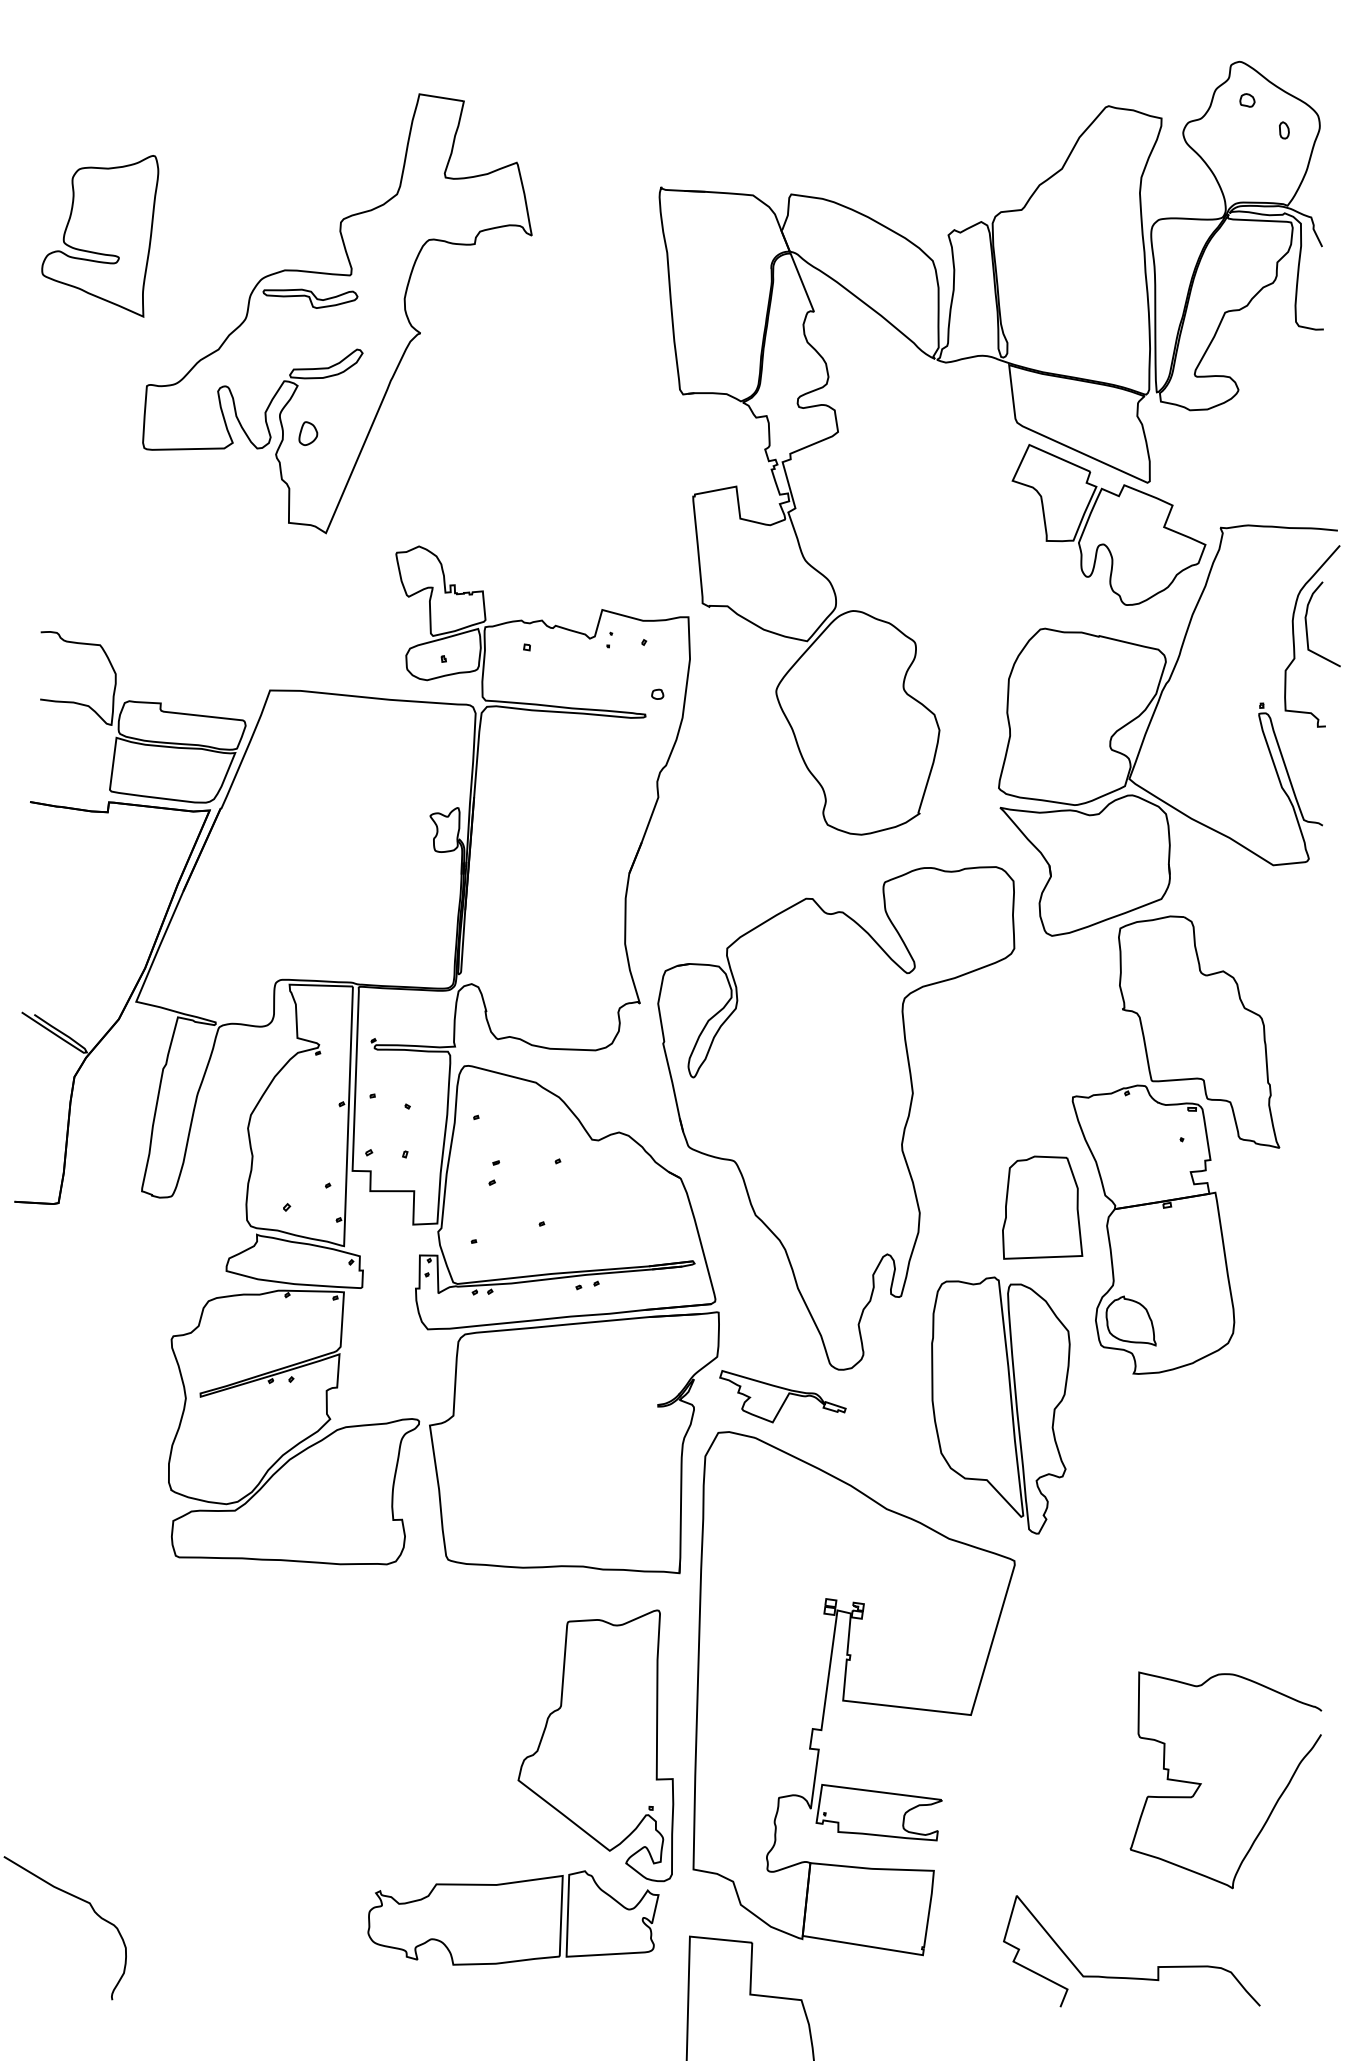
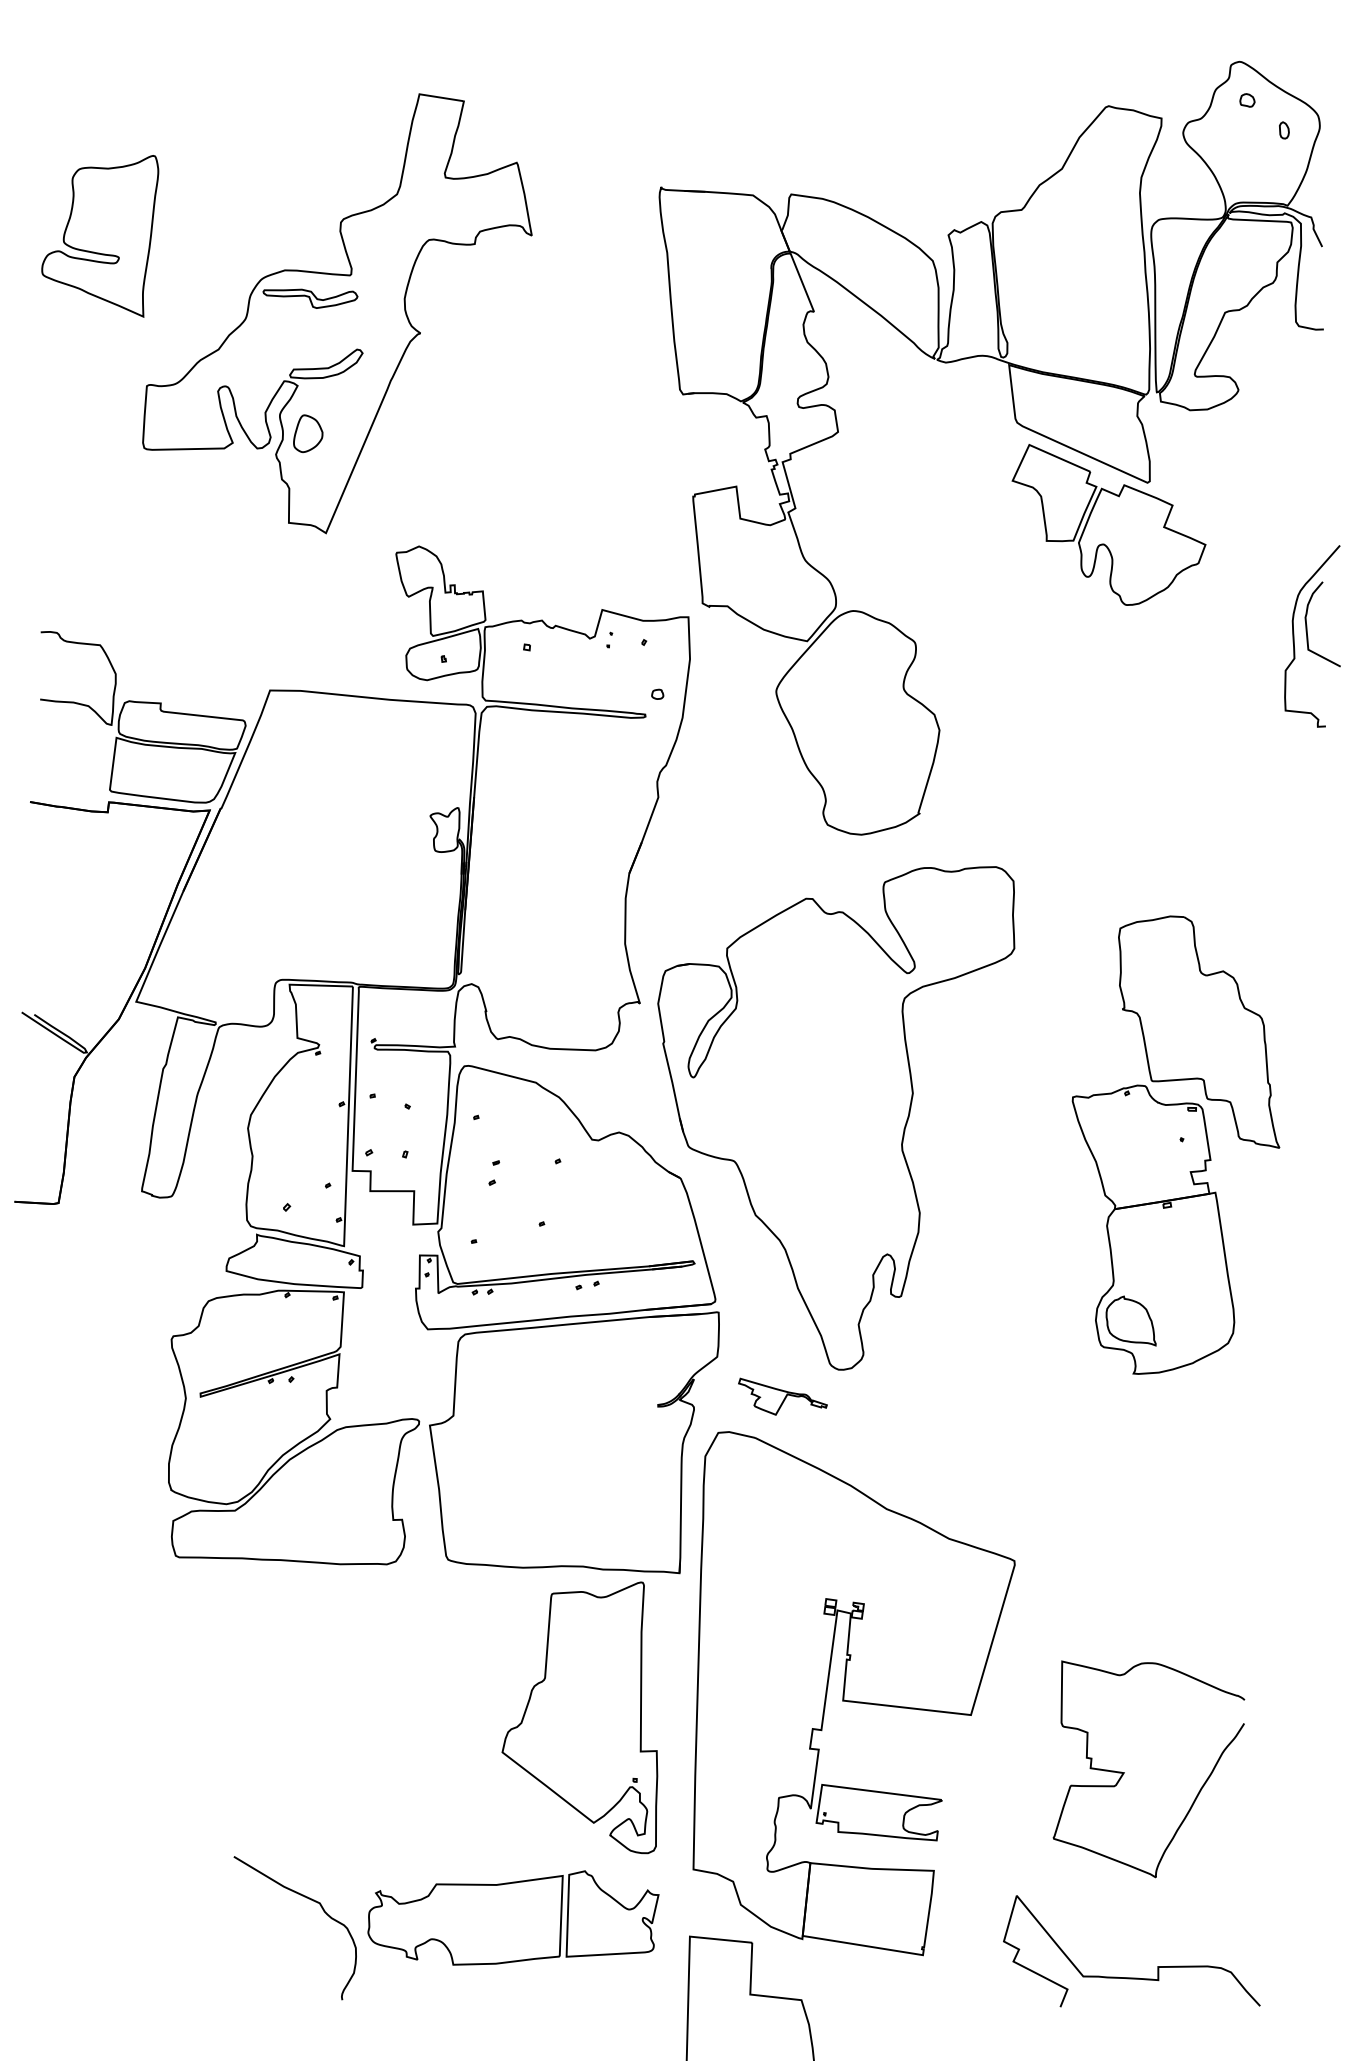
part size: 21x25 px -> 31x39 px (308, 433)
part: present -> none (1151, 722)
part: present -> none (1042, 1207)
part size: 128x54 px -> 90x39 px (782, 1396)
part: present -> none (1000, 1405)
part position: (595, 1745) -> (579, 1717) (579, 1717)
curve position: (1201, 1783) -> (1124, 1772) (1124, 1772)
curve position: (78, 1899) -> (308, 1899) (308, 1899)
